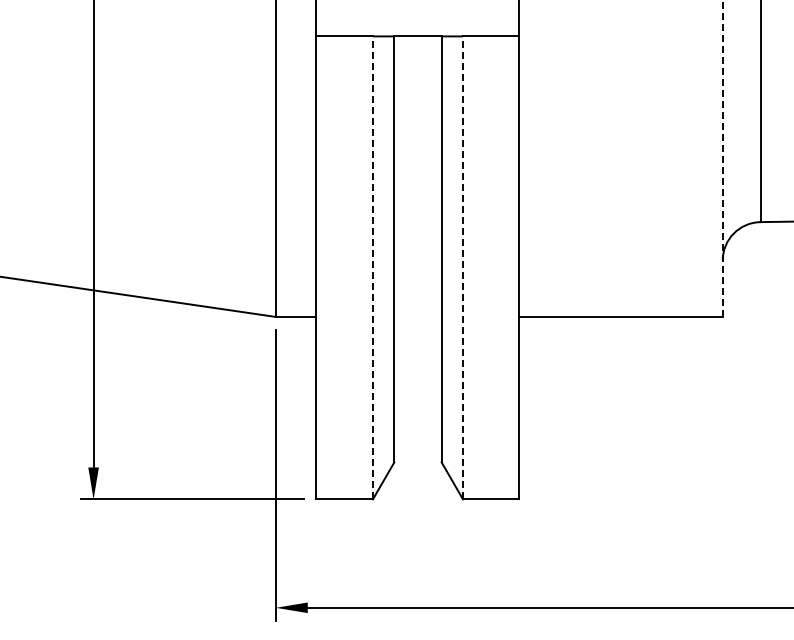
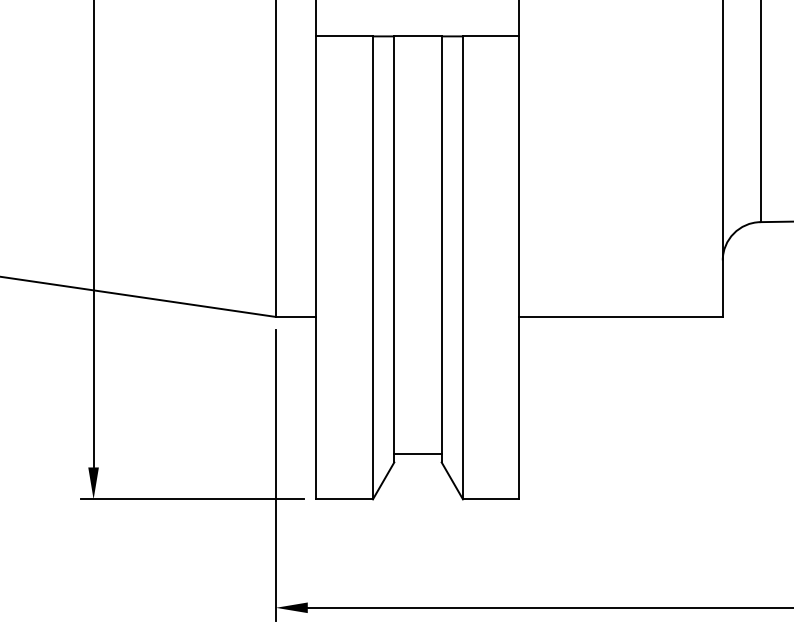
line: dashed -> solid (722, 158)
line: dashed -> solid (372, 267)
line: dashed -> solid (463, 267)
line: none -> present (417, 453)
